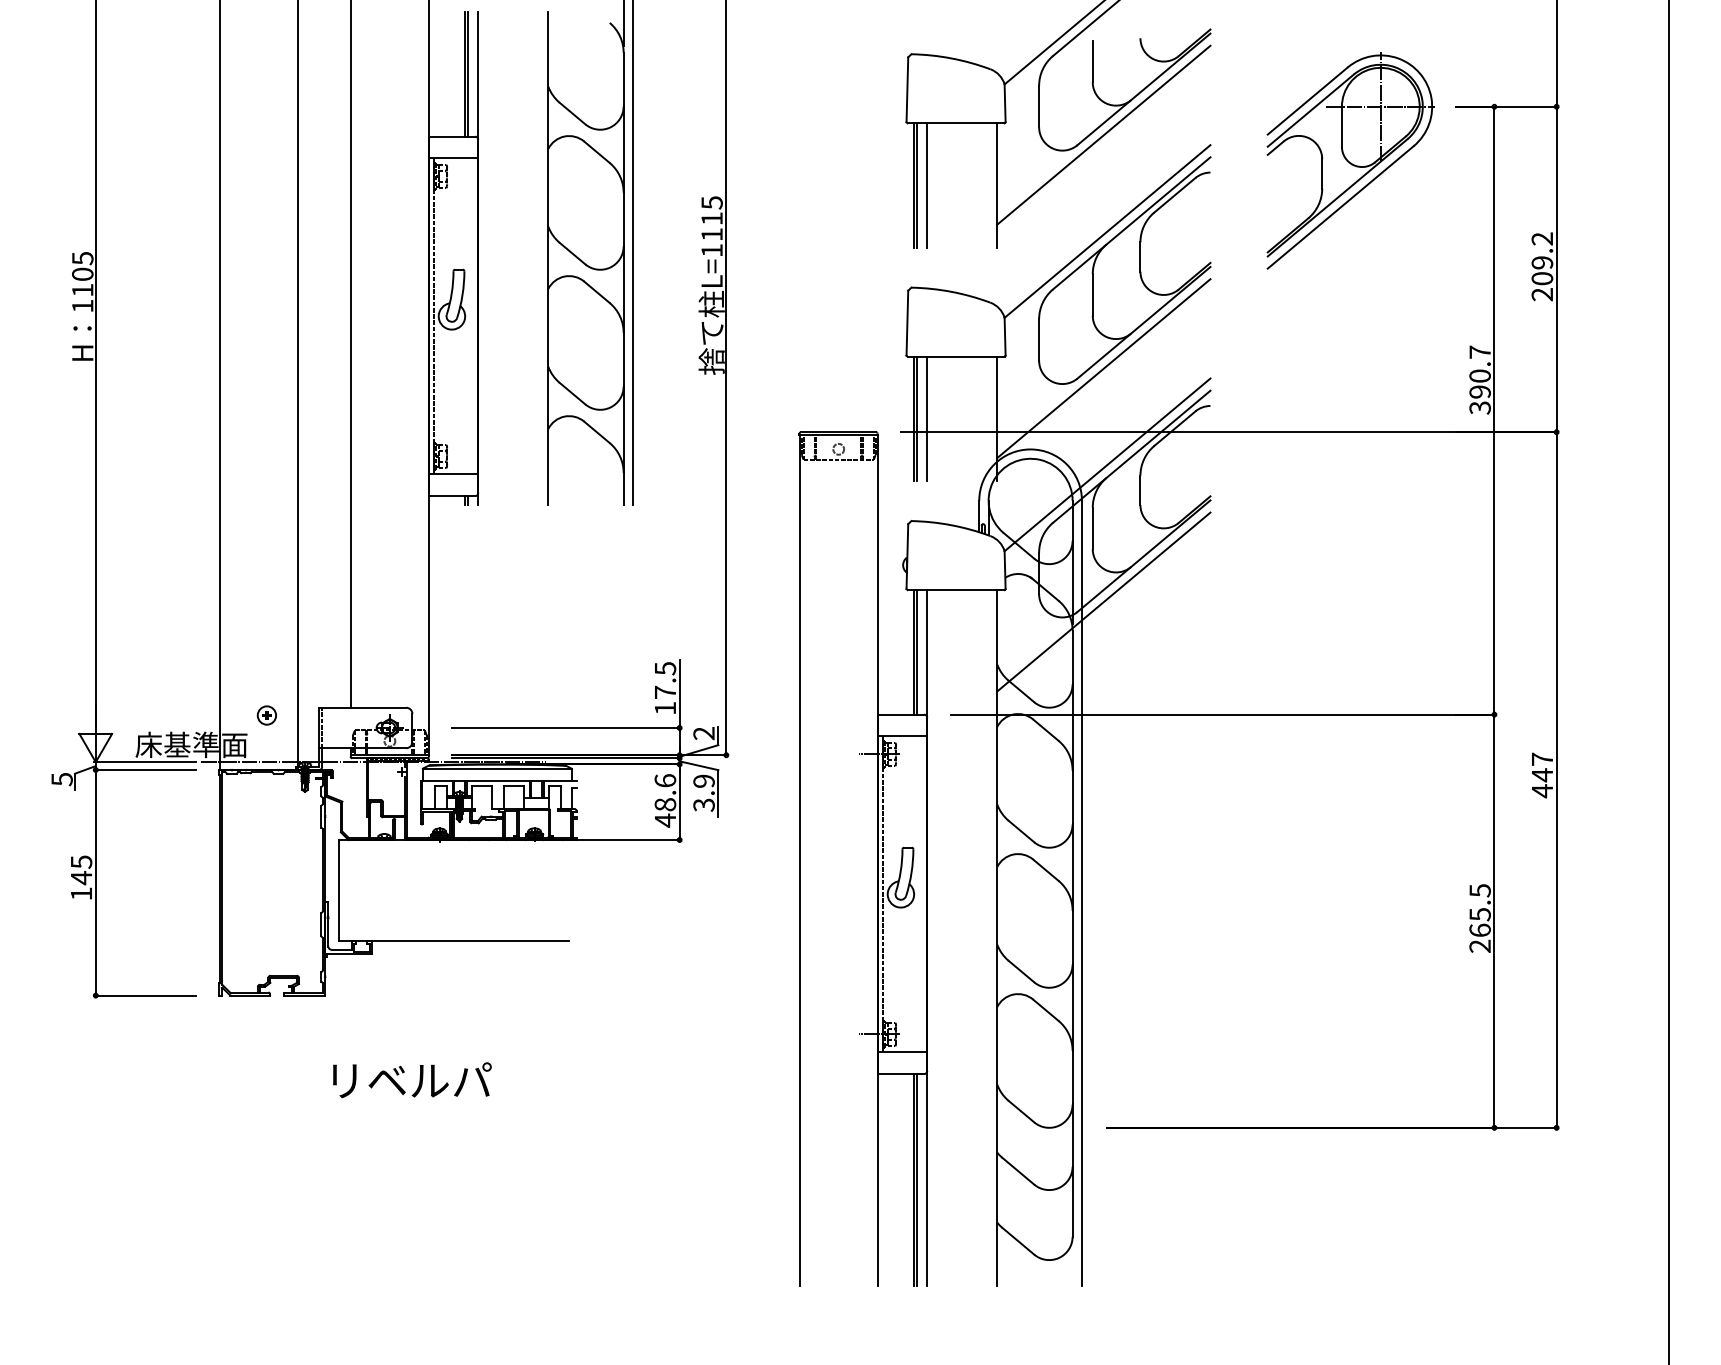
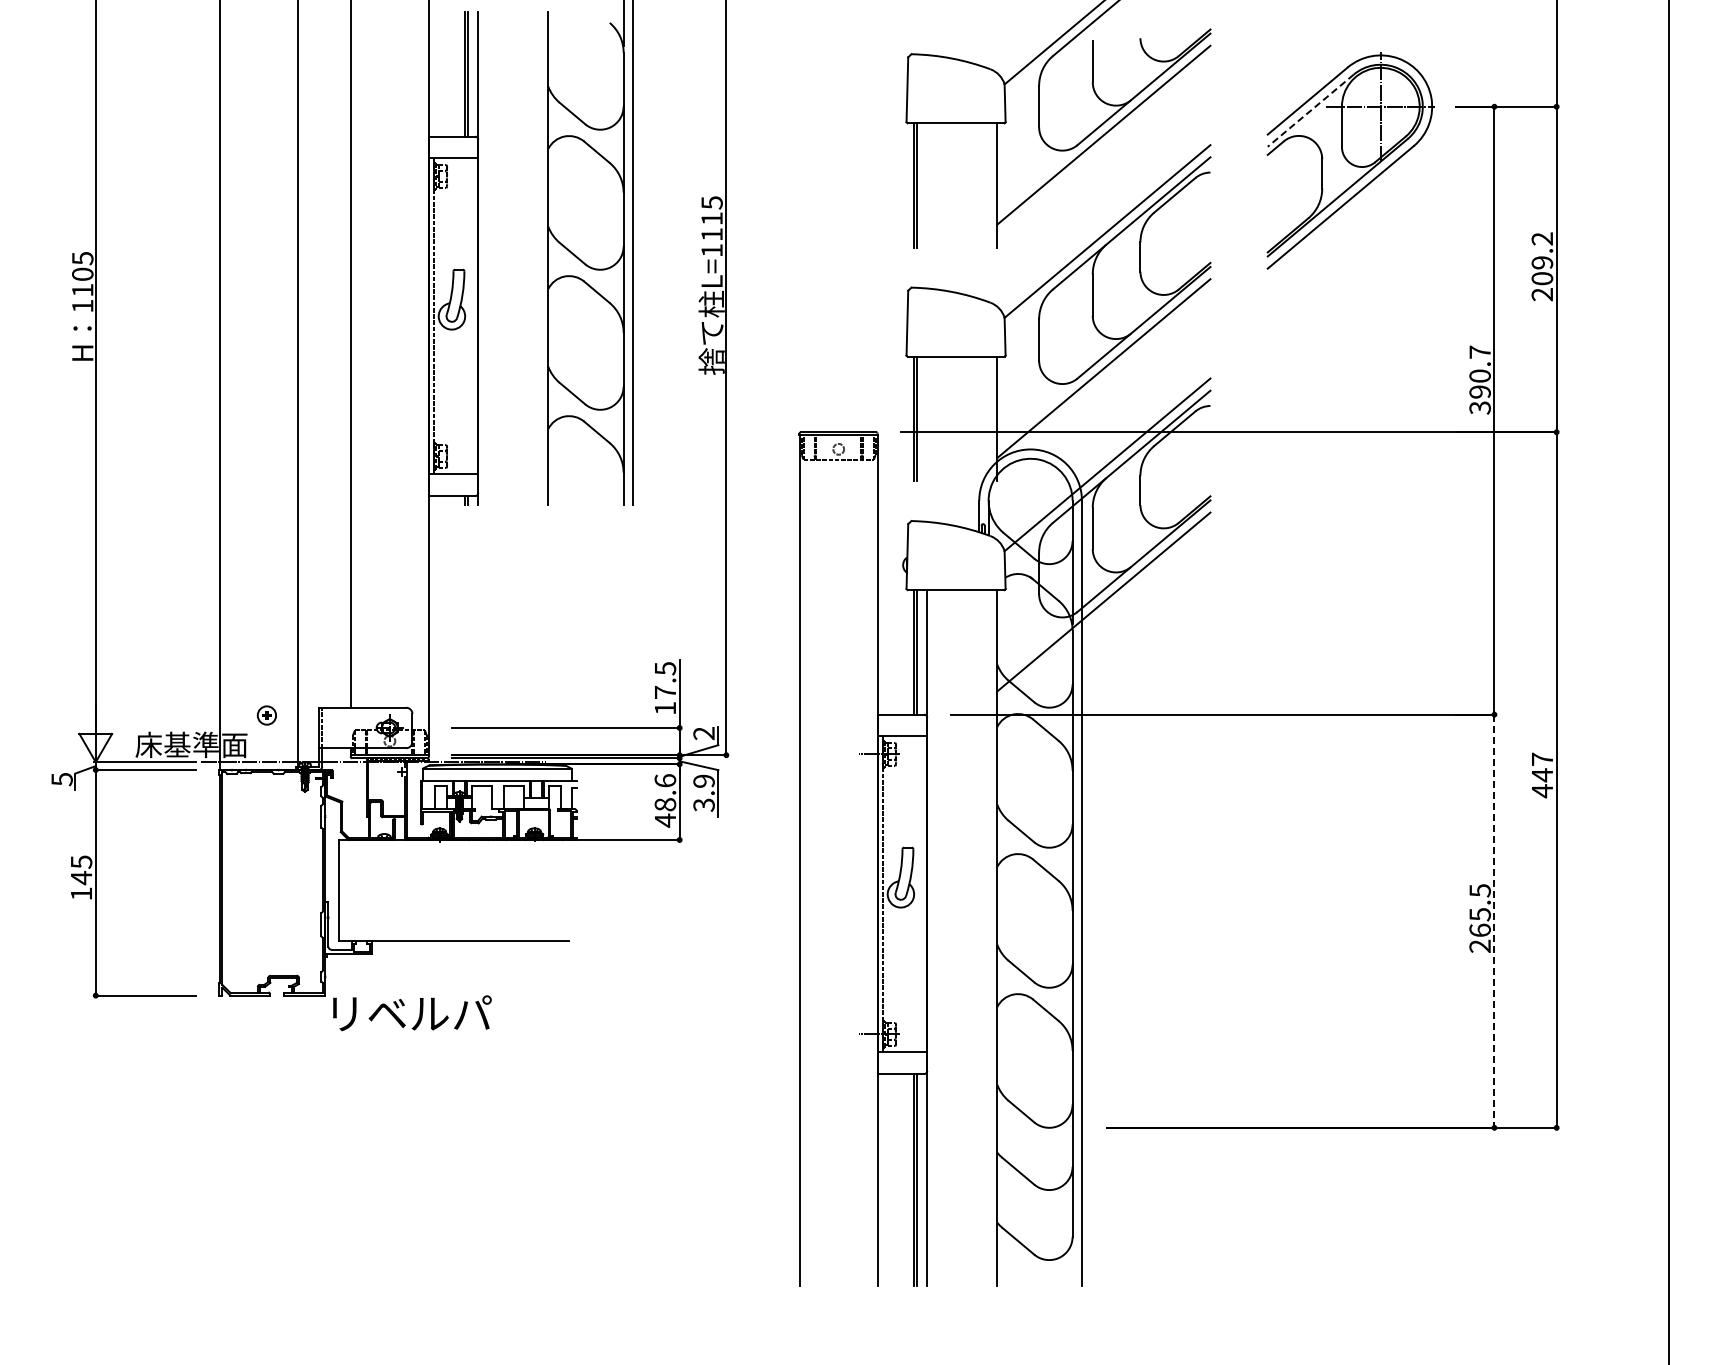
line: solid -> dashed (1310, 111)
line: present -> none (927, 185)
line: present -> none (927, 418)
line: solid -> dashed (1494, 921)
text position: (412, 1080) -> (412, 1013) (412, 1013)
